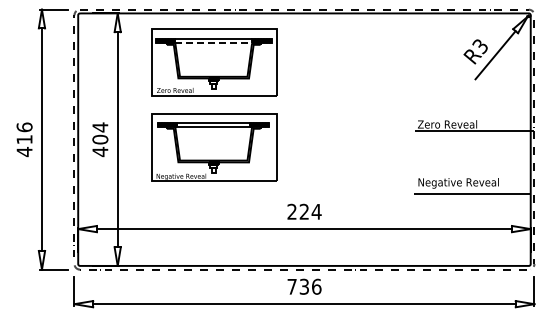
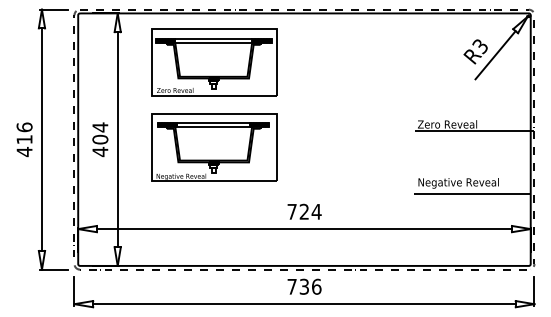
line: dashed -> solid (214, 43)
text: 224 -> 724 (291, 211)
